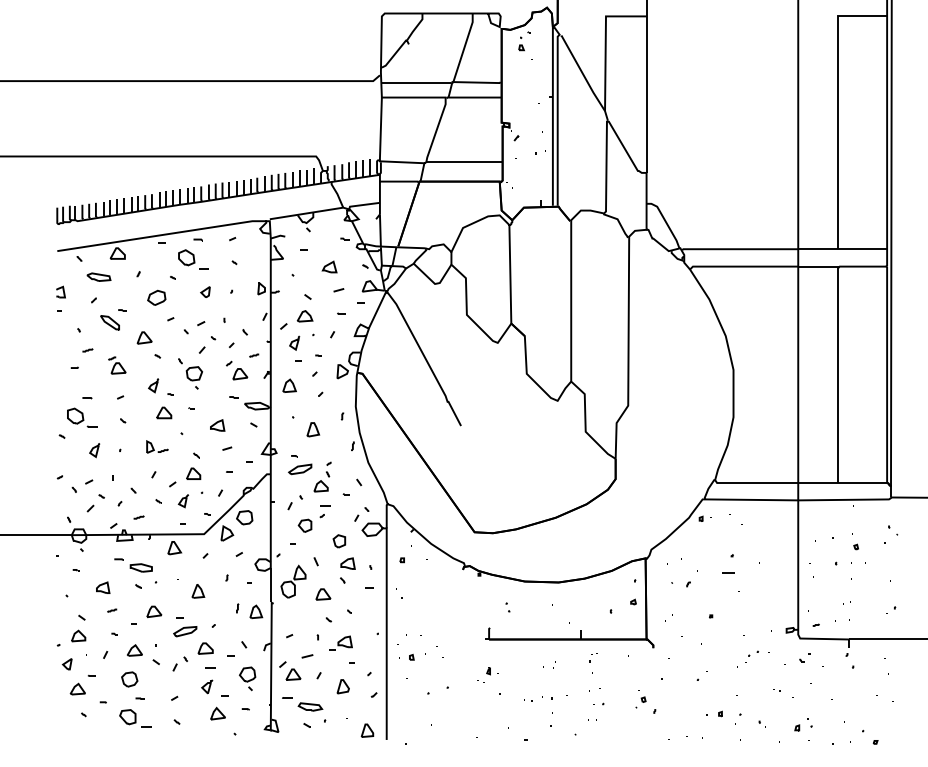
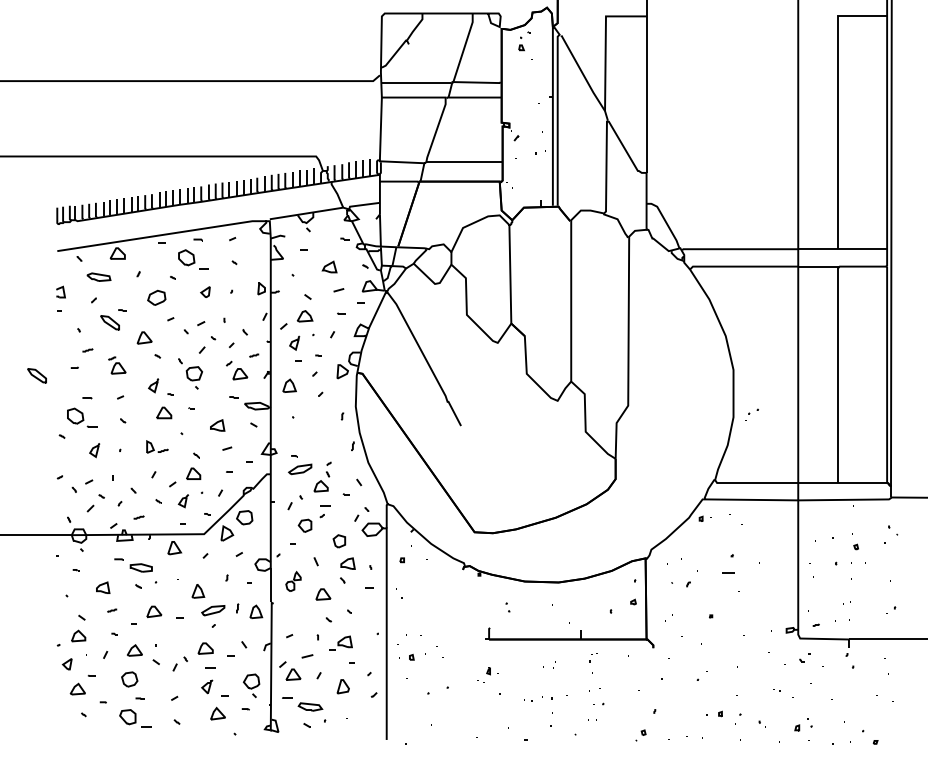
part: none -> present (36, 375)
part: present -> none (313, 429)
part size: 27x35 px -> 17x21 px (293, 581)
part position: (185, 631) -> (213, 610) (213, 610)
part position: (751, 656) -> (751, 414) (751, 414)
part position: (247, 678) -> (251, 685) (251, 685)
part position: (640, 702) -> (640, 735) (640, 735)
part: present -> none (367, 730)
